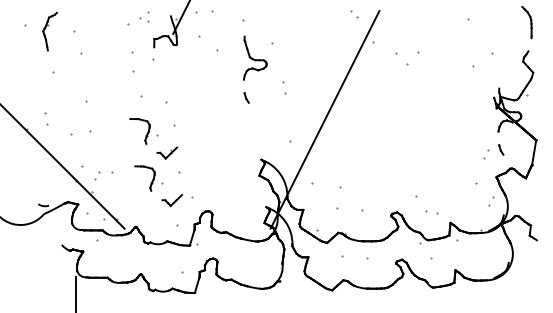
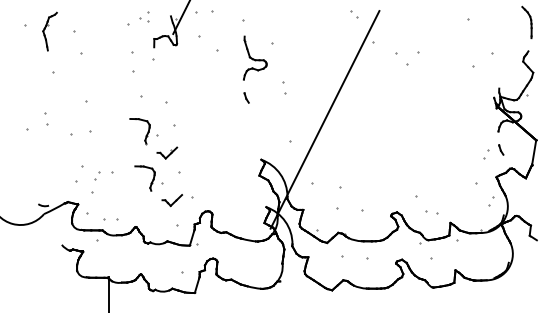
line: present -> none (63, 167)
line position: (75, 293) -> (108, 293) (108, 293)
